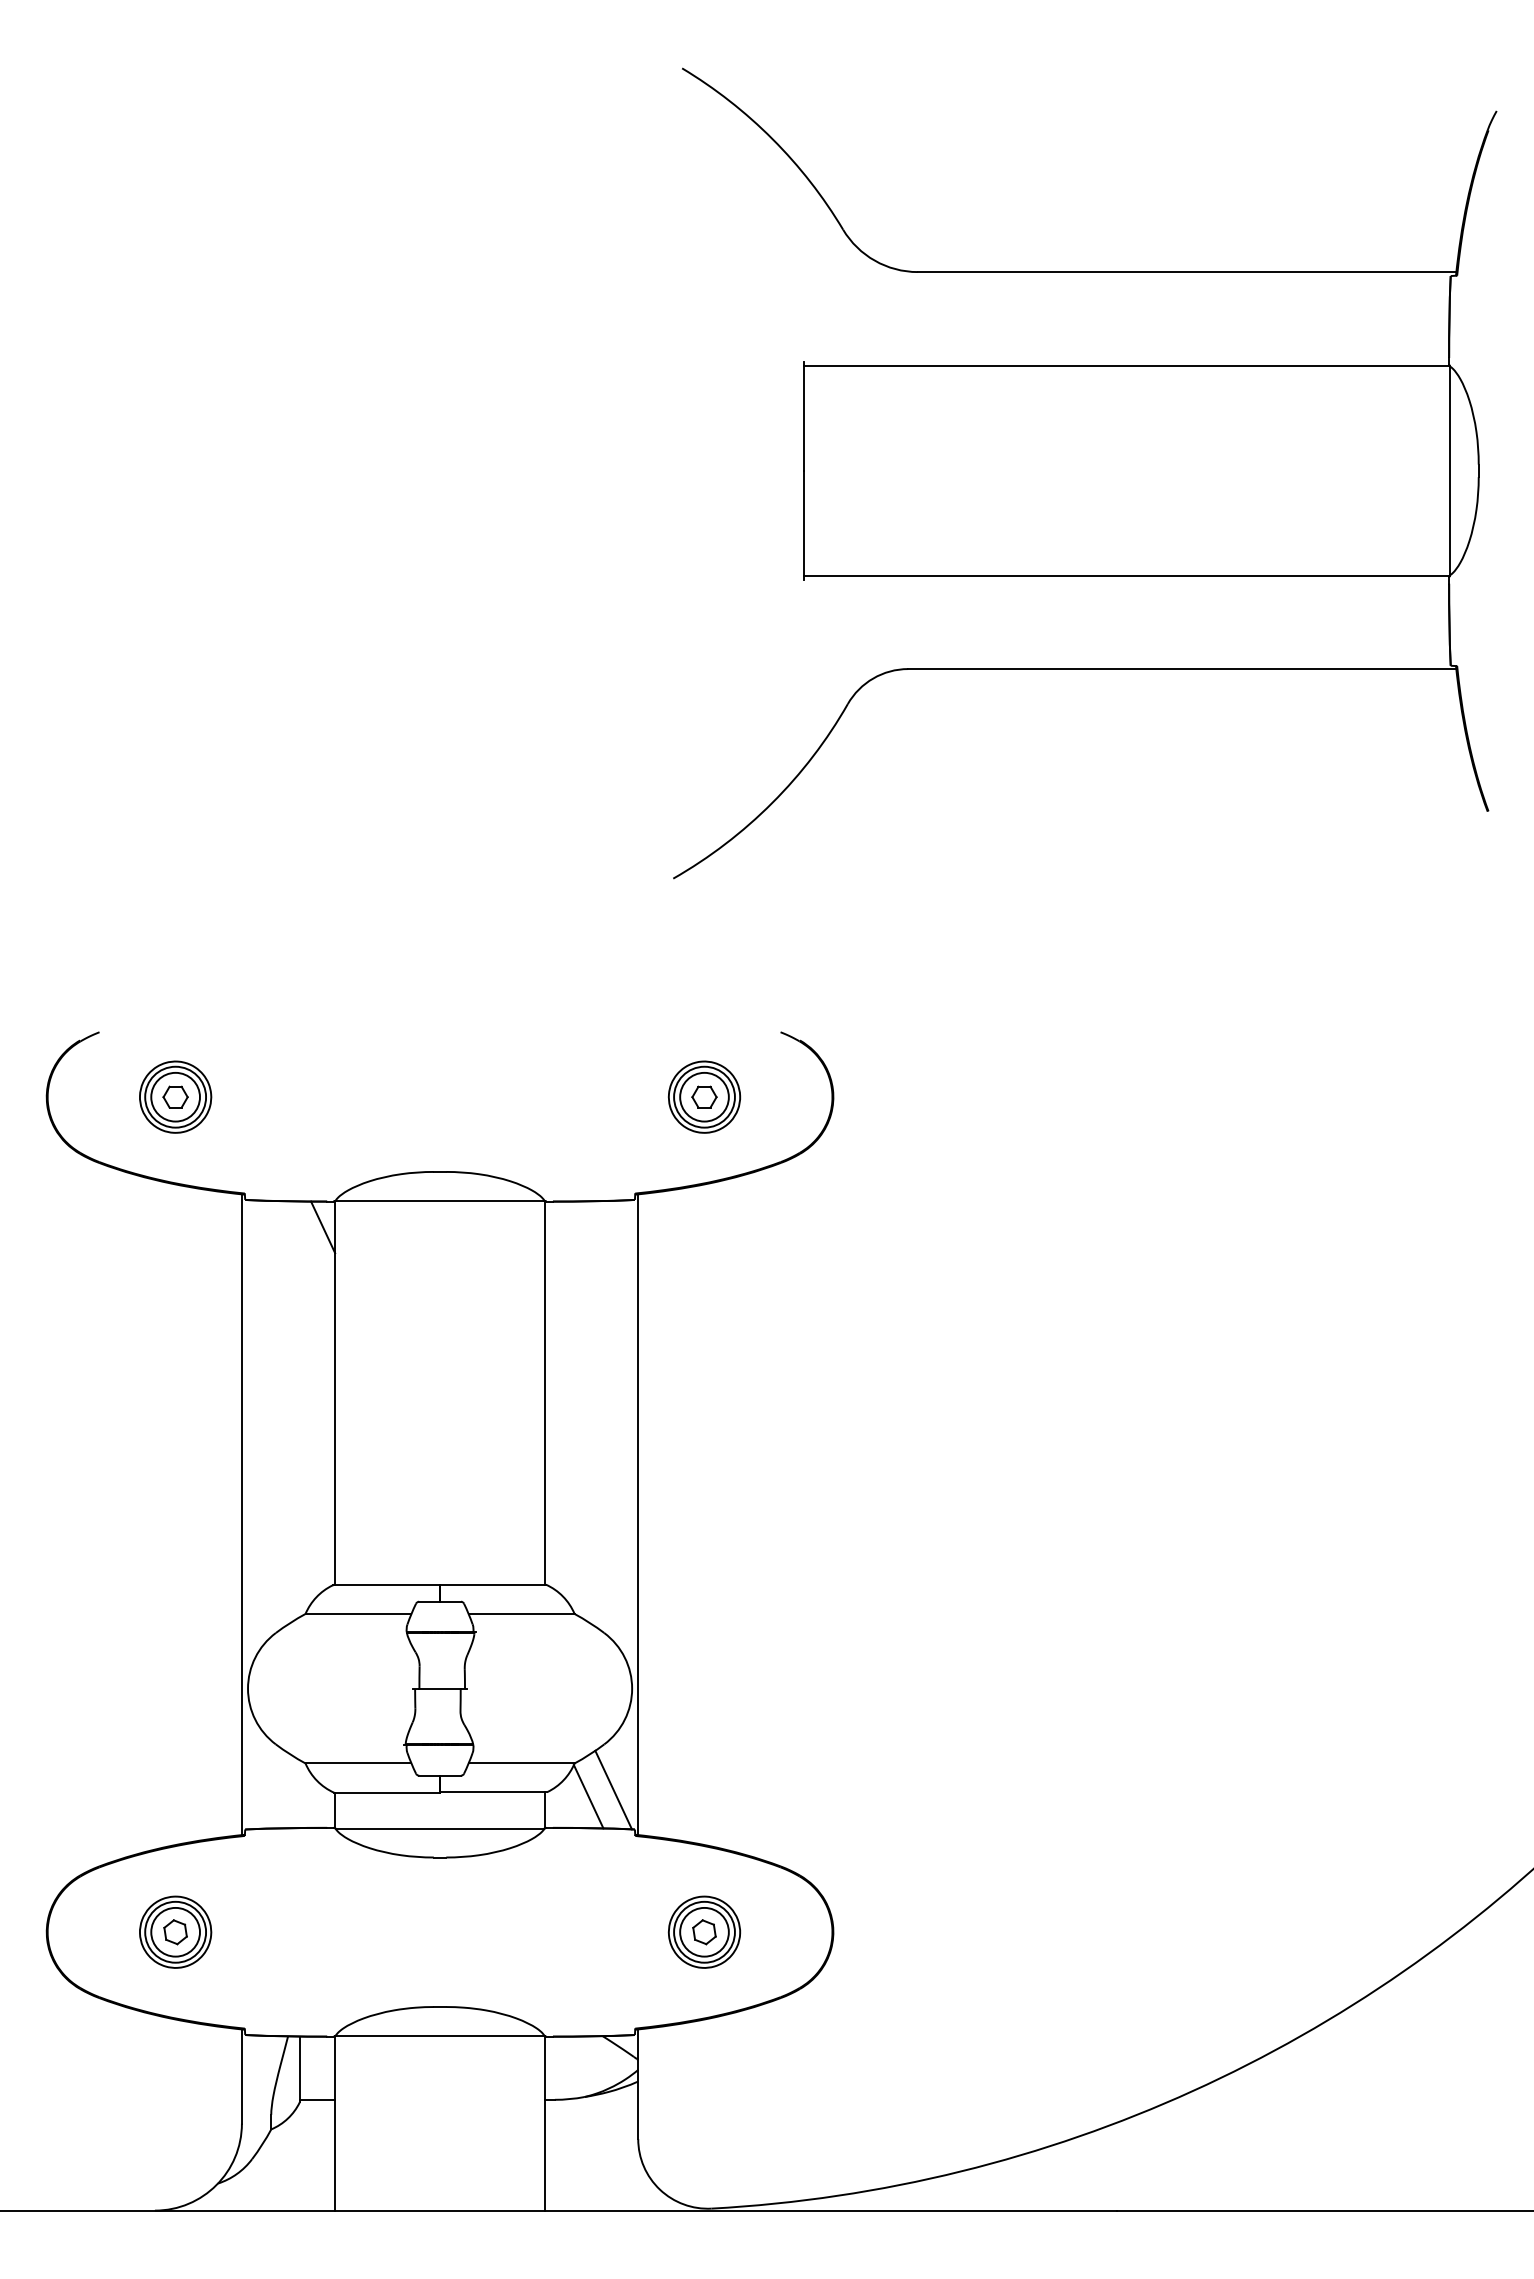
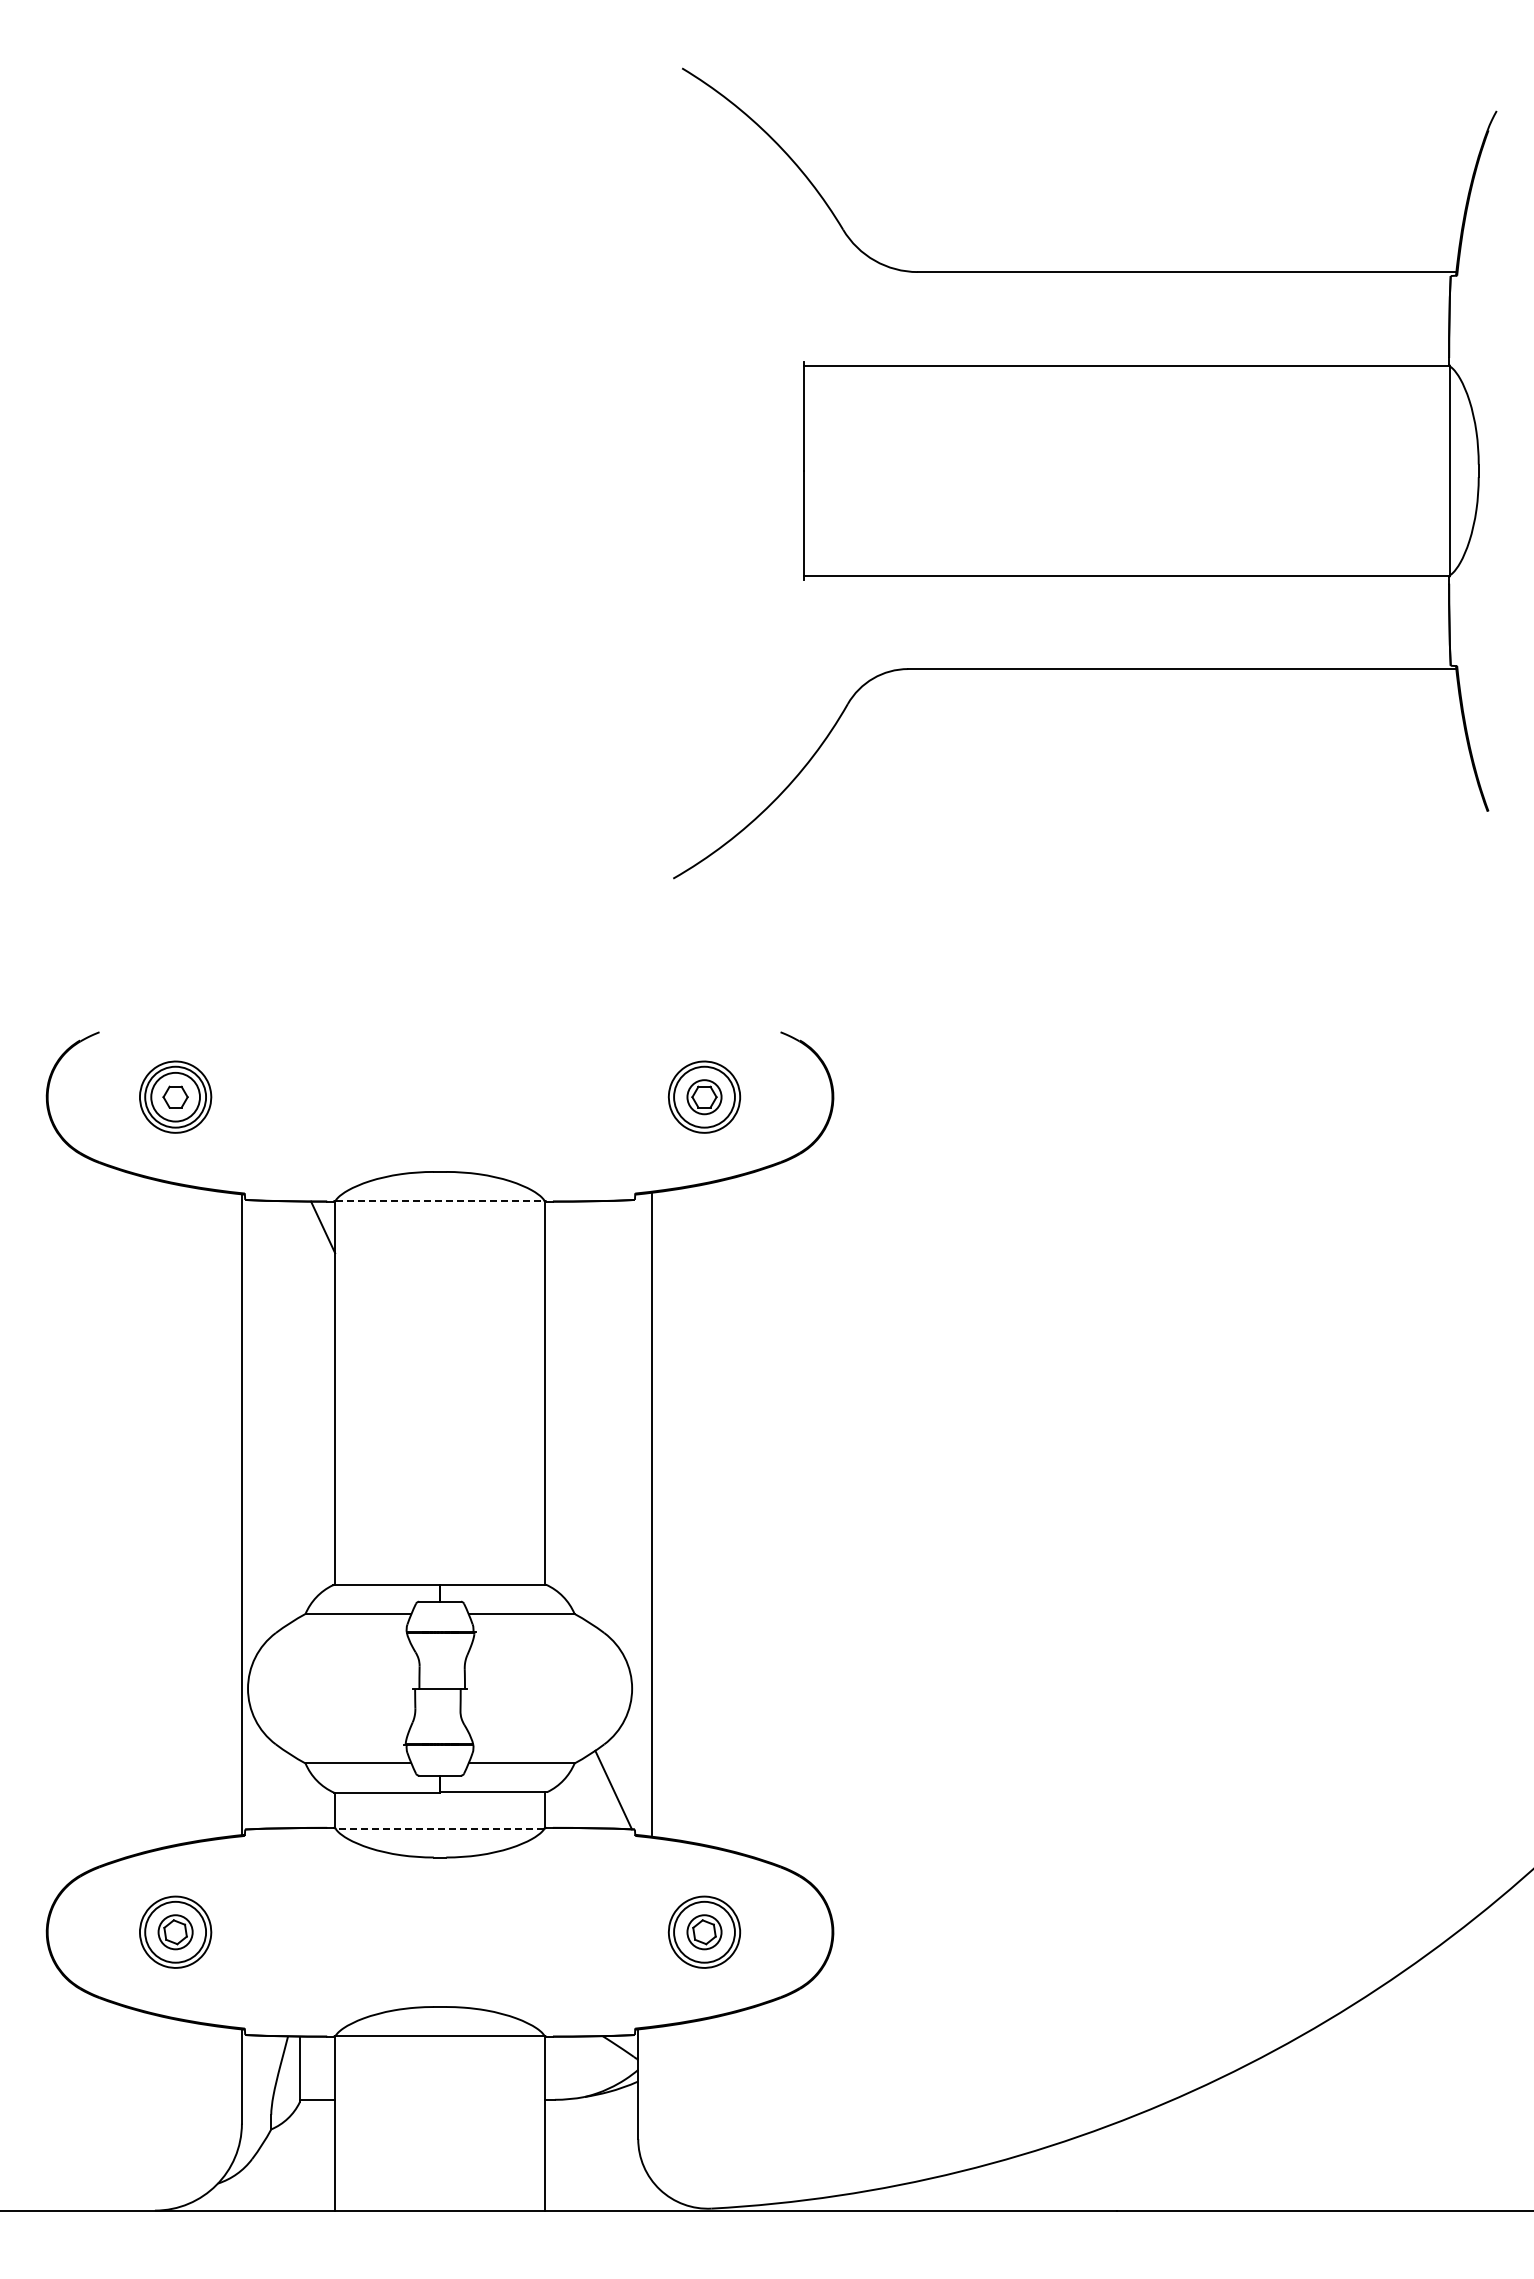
circle diameter: 49 px -> 34 px (704, 1097)
line: solid -> dashed (440, 1200)
line position: (638, 1514) -> (652, 1514) (652, 1514)
line: present -> none (588, 1796)
line: solid -> dashed (440, 1828)
circle diameter: 49 px -> 34 px (175, 1932)
circle diameter: 49 px -> 34 px (704, 1932)
